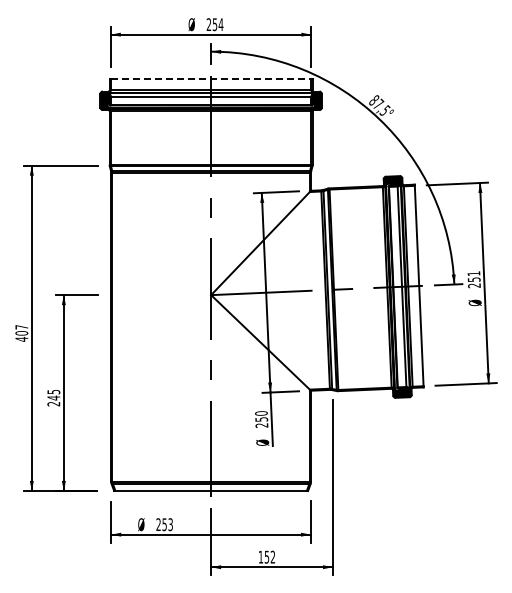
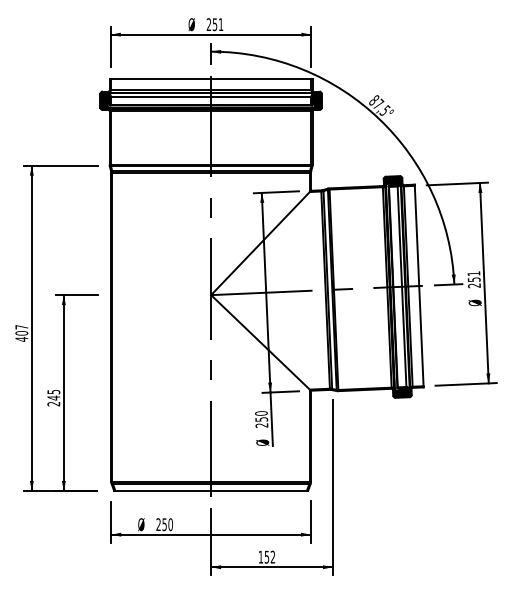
text: 254 -> 251 (220, 24)
line: dashed -> solid (211, 79)
text: 253 -> 250 (170, 524)
